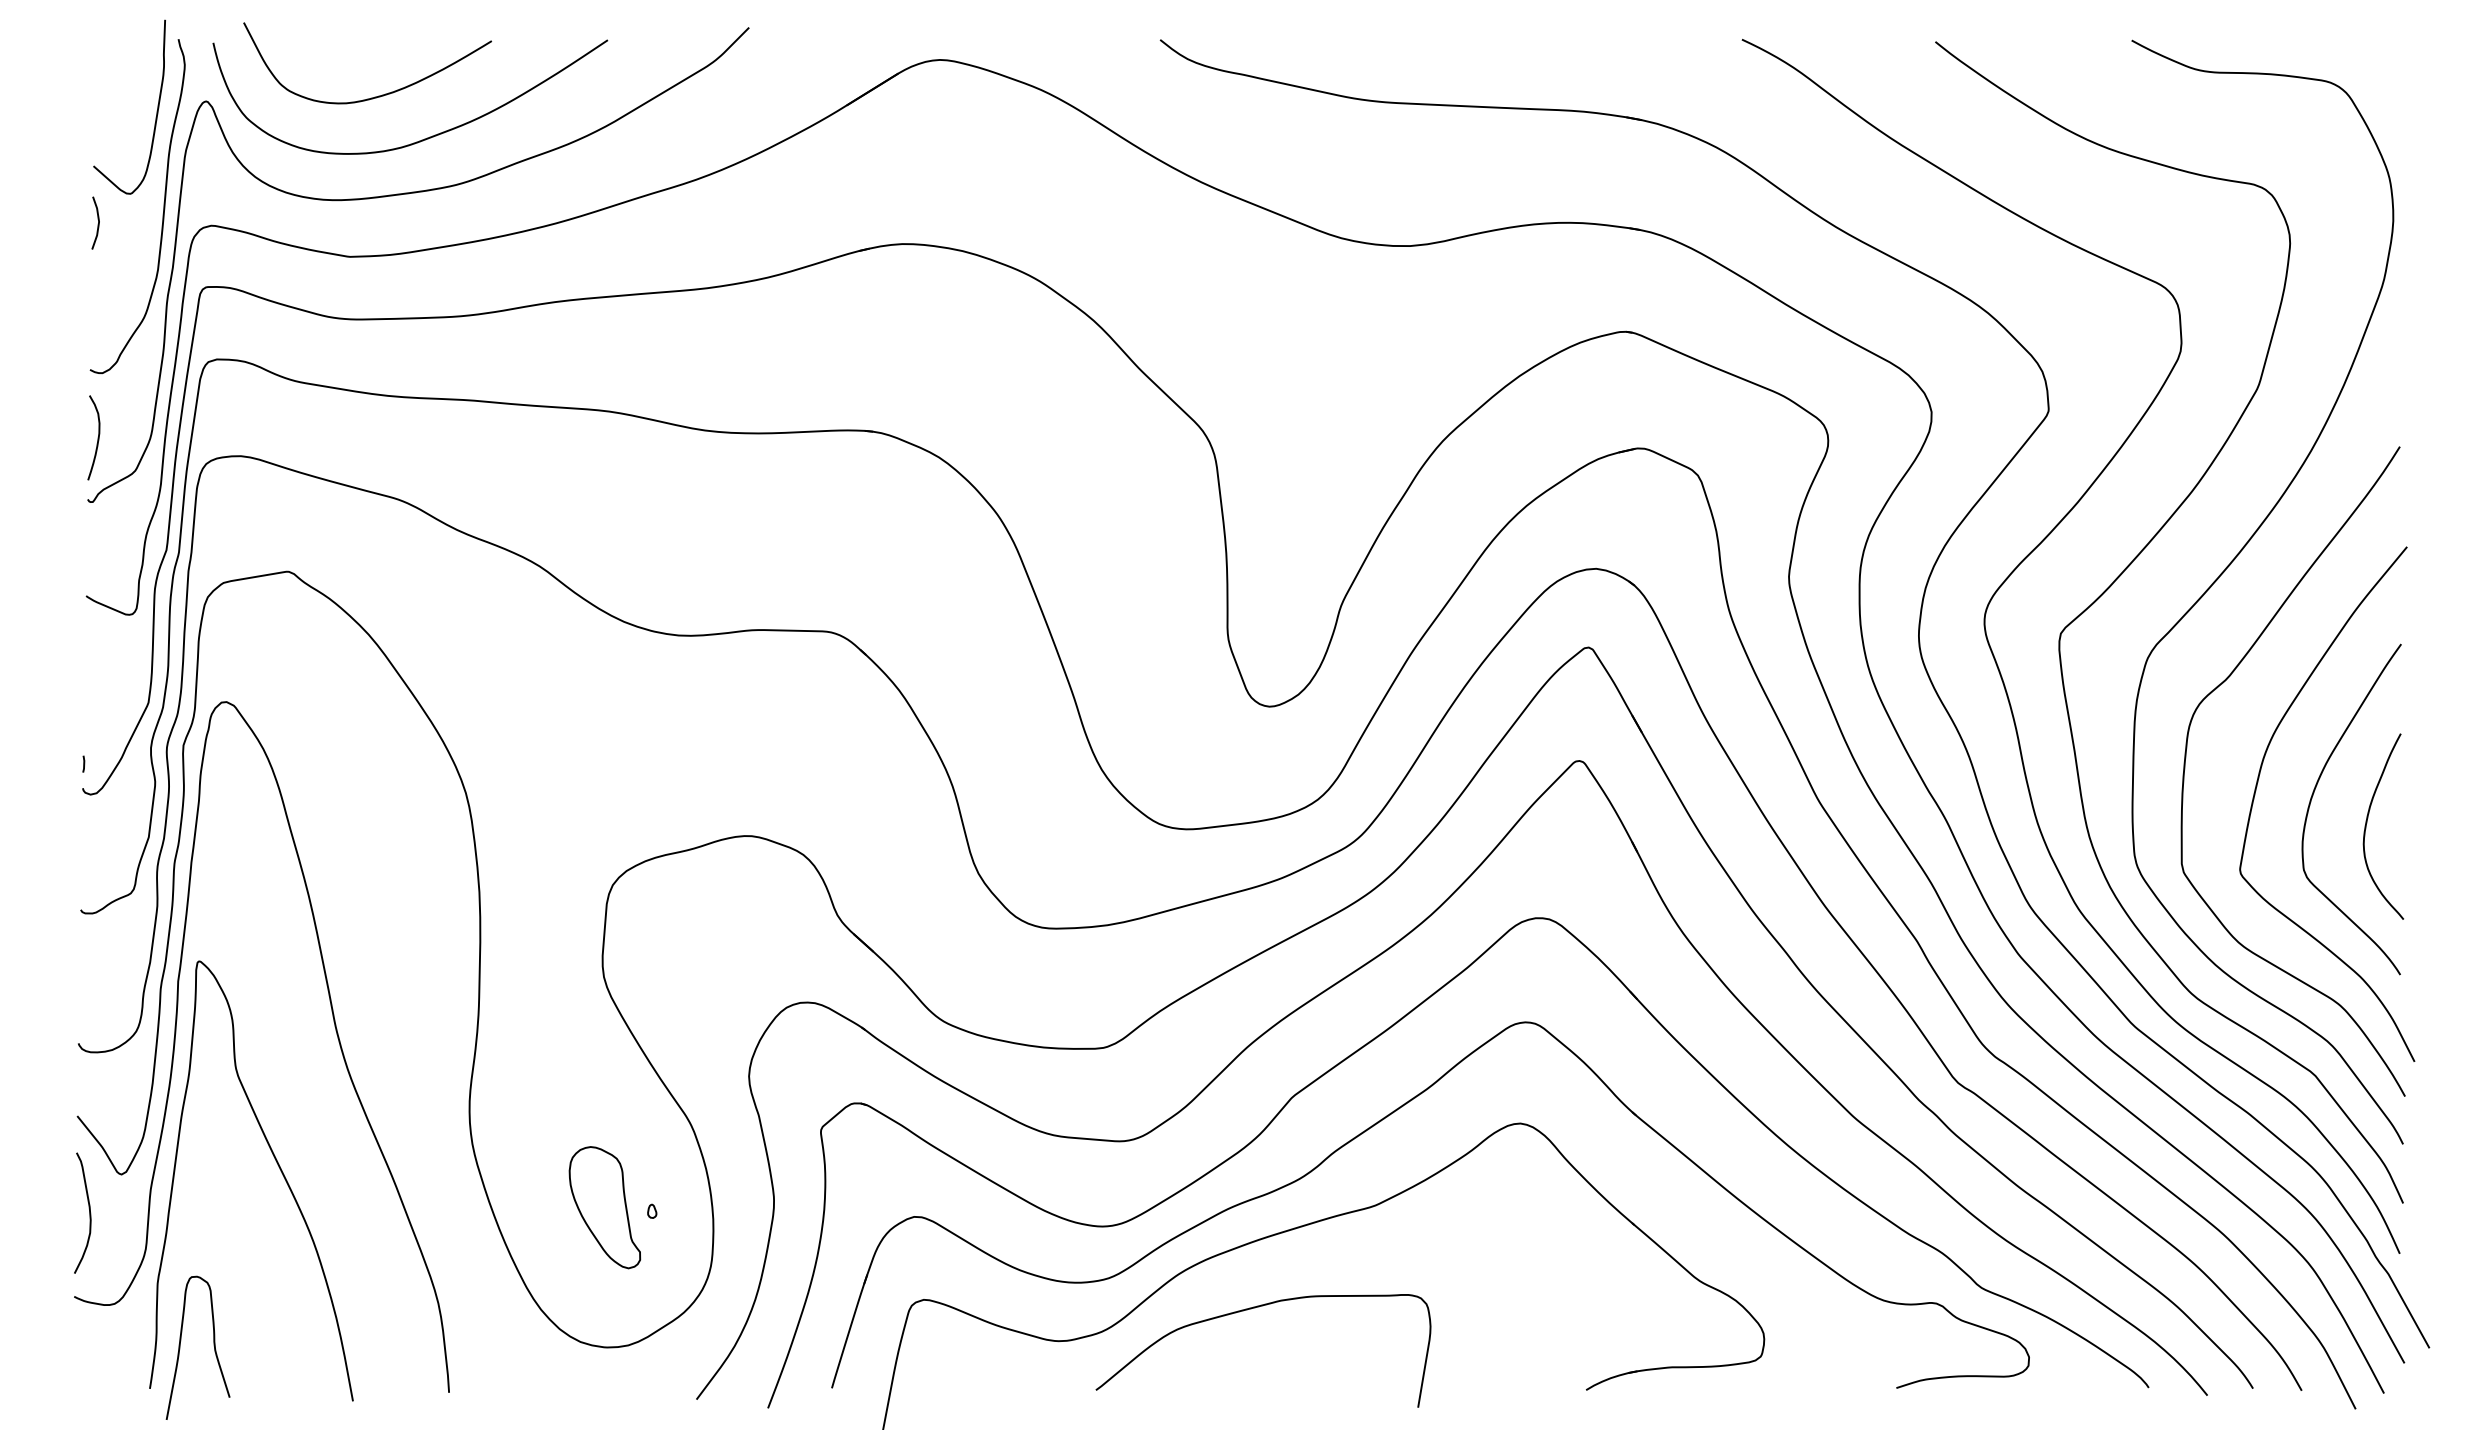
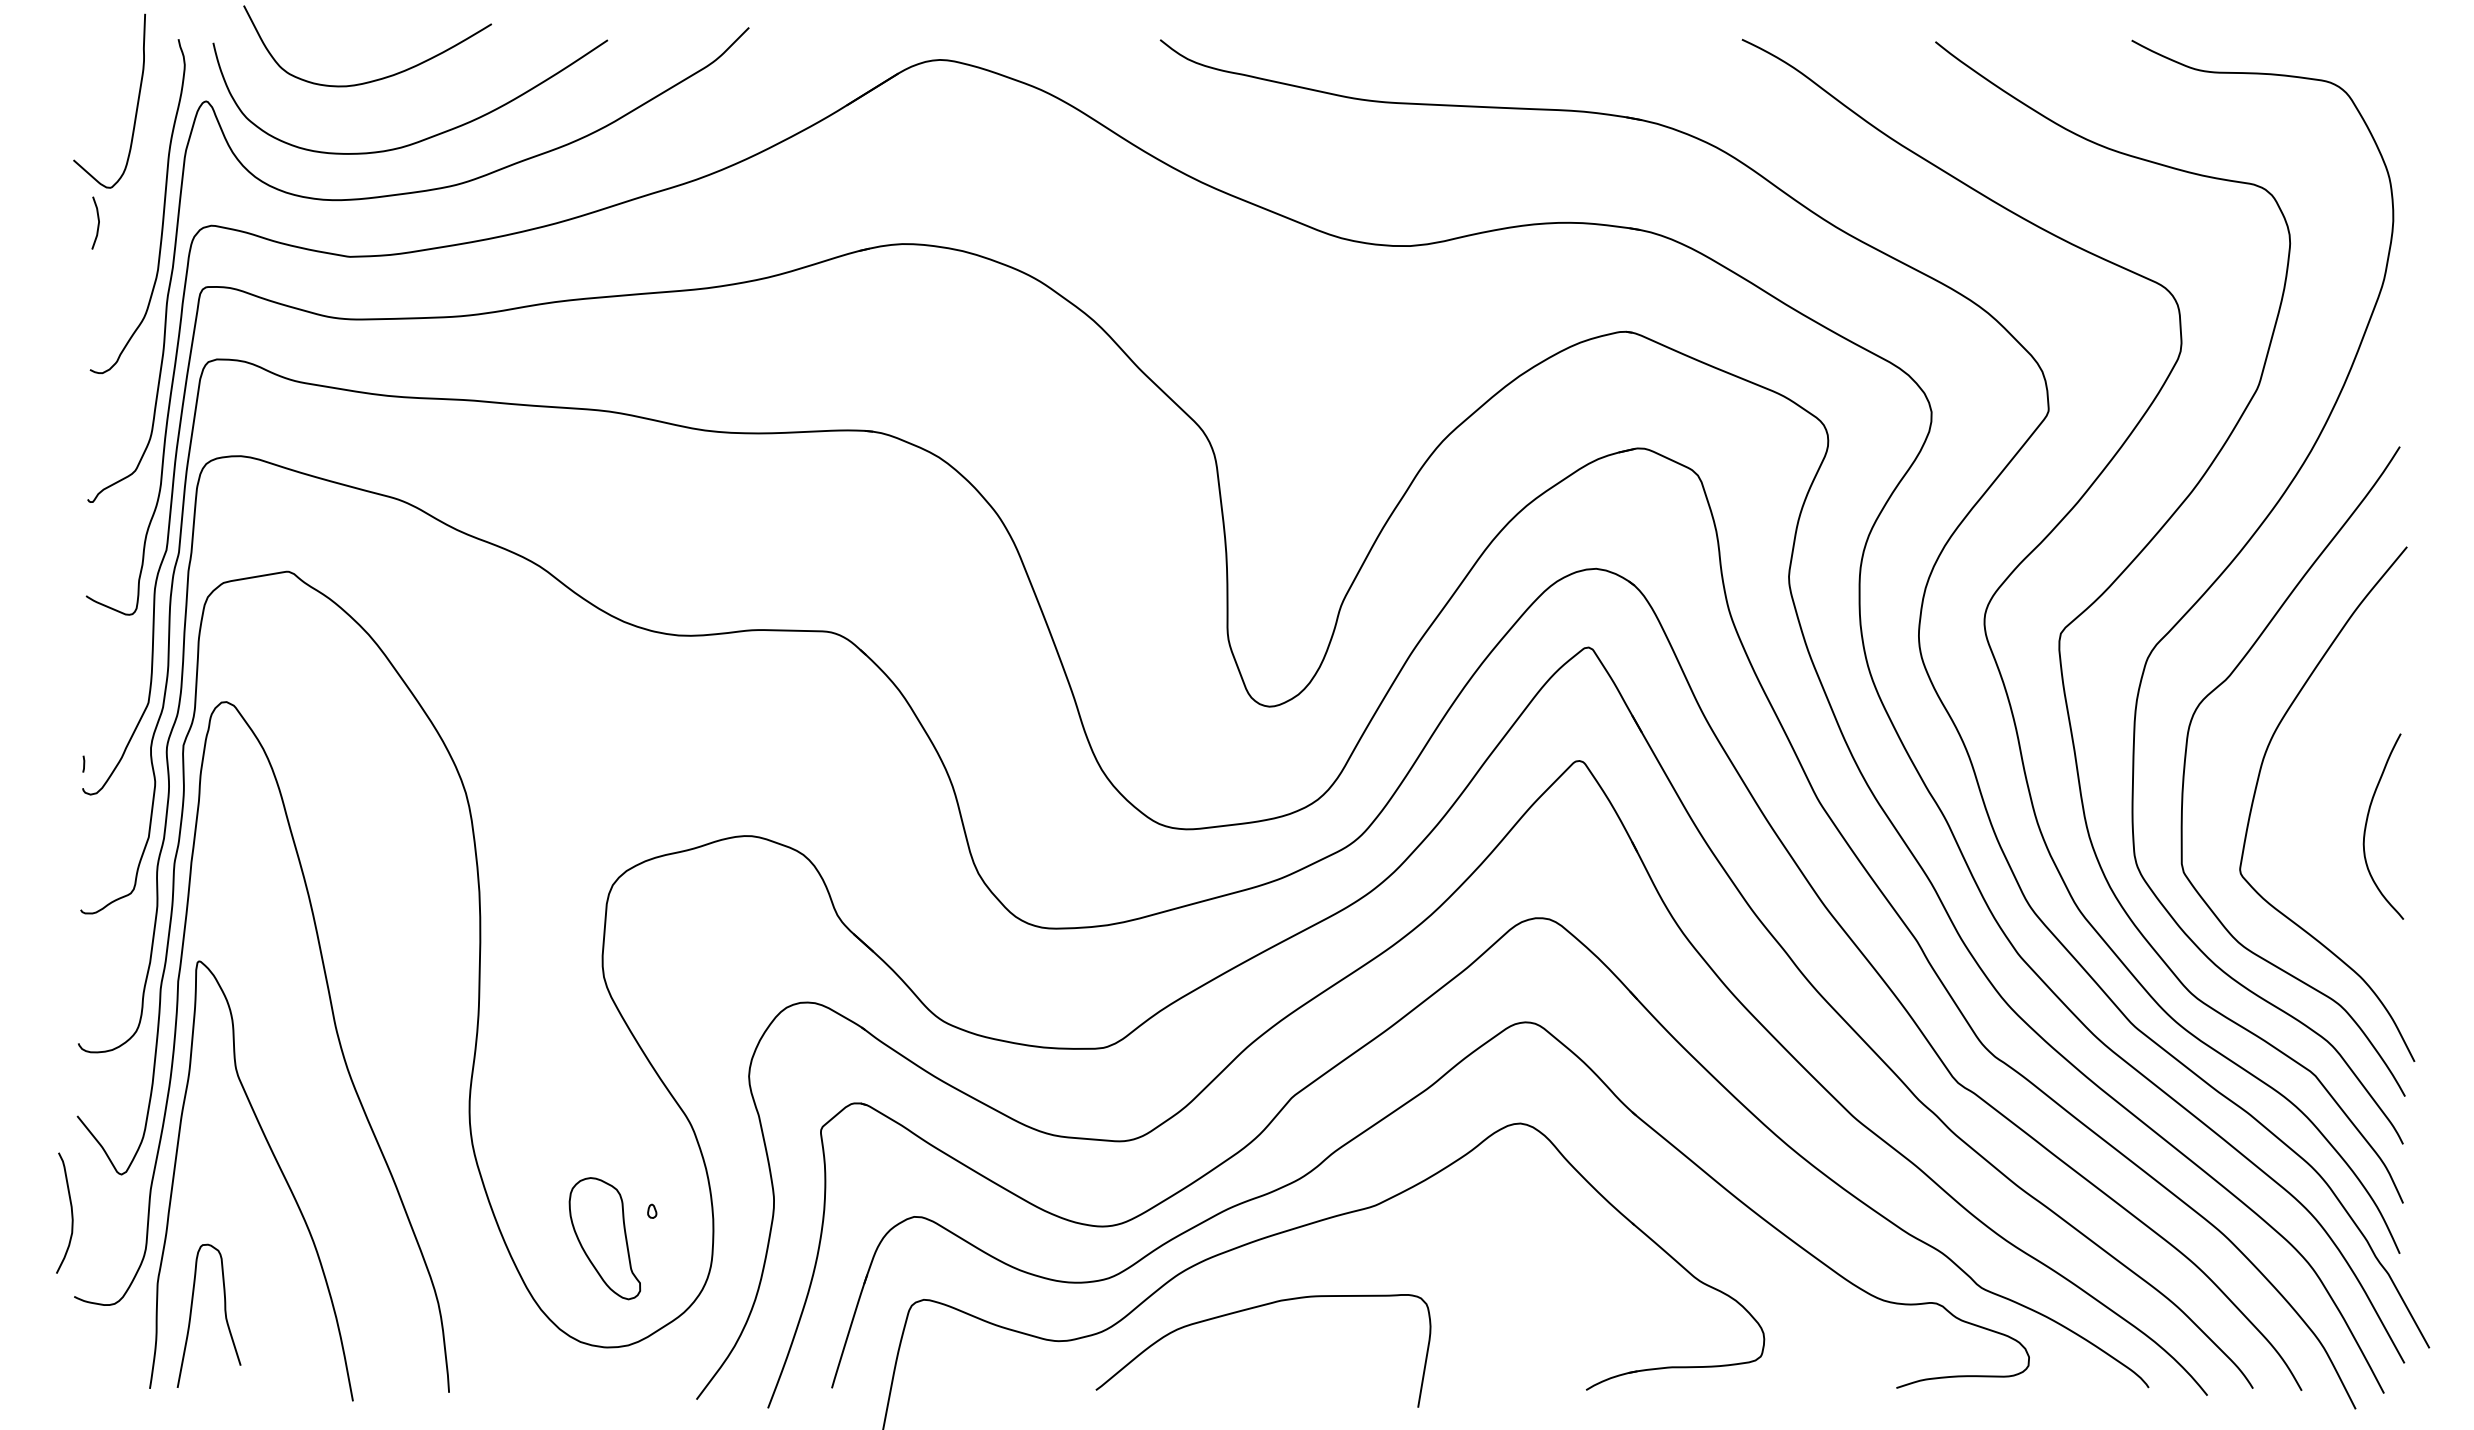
curve position: (374, 96) -> (374, 79) (374, 79)
curve position: (156, 111) -> (136, 105) (136, 105)
curve: present -> none (97, 437)
curve: present -> none (2314, 793)
part position: (604, 1207) -> (604, 1238) (604, 1238)
curve position: (89, 1212) -> (71, 1212) (71, 1212)
curve position: (213, 1345) -> (224, 1313) (224, 1313)
